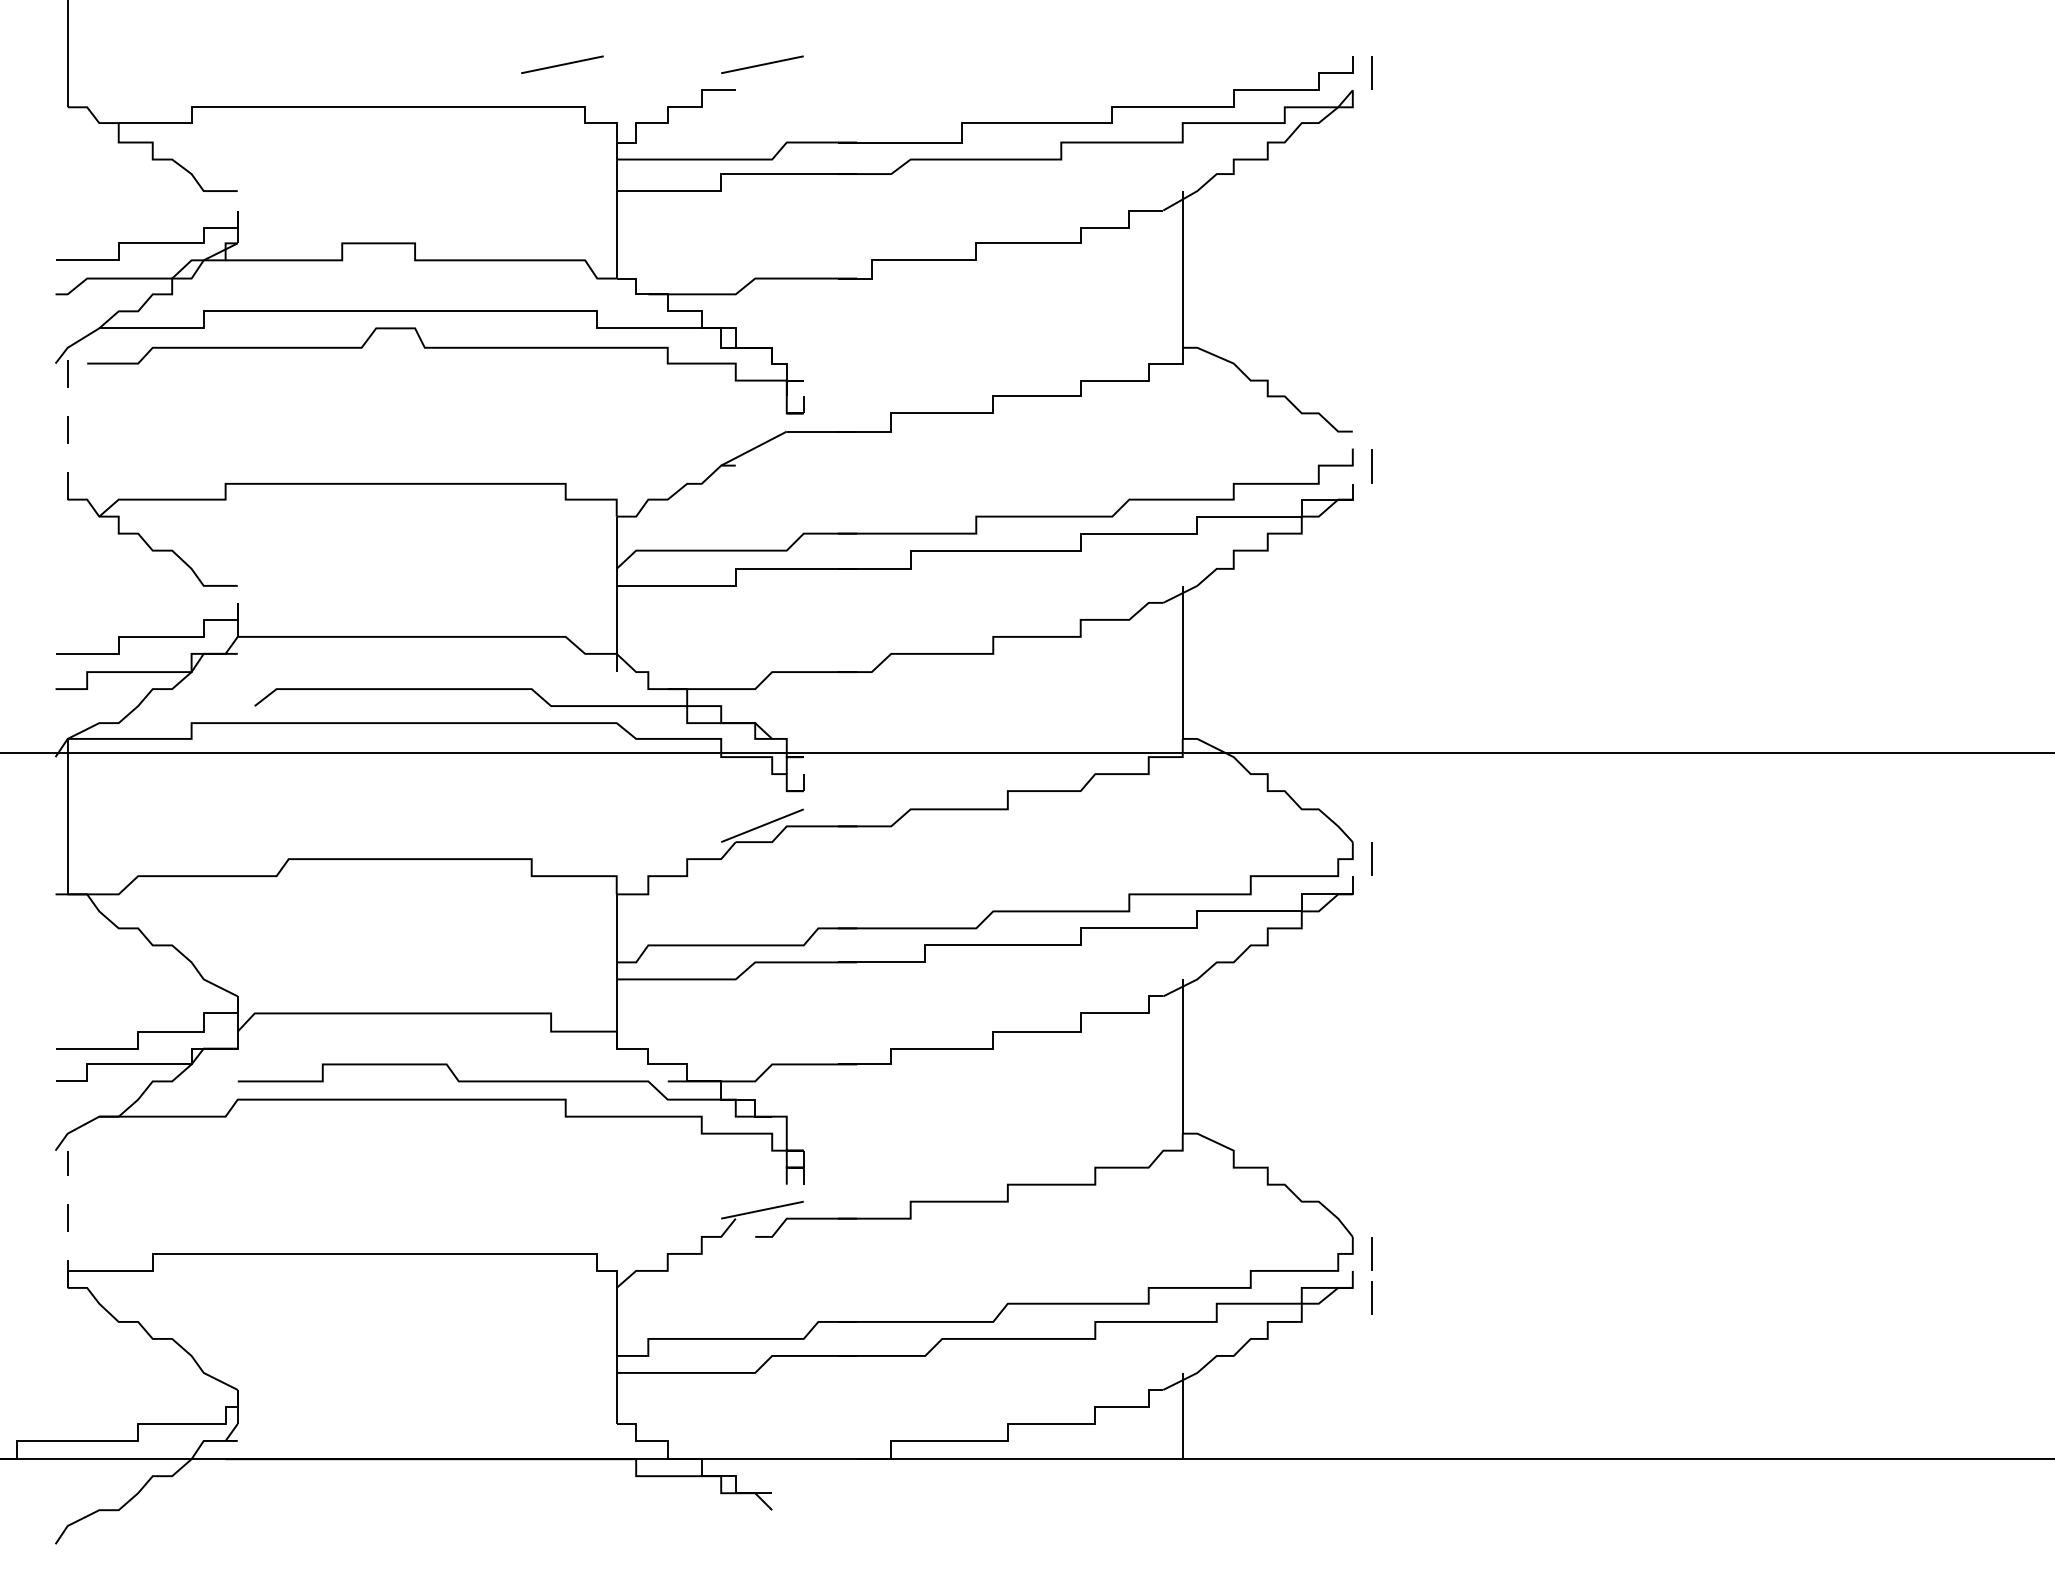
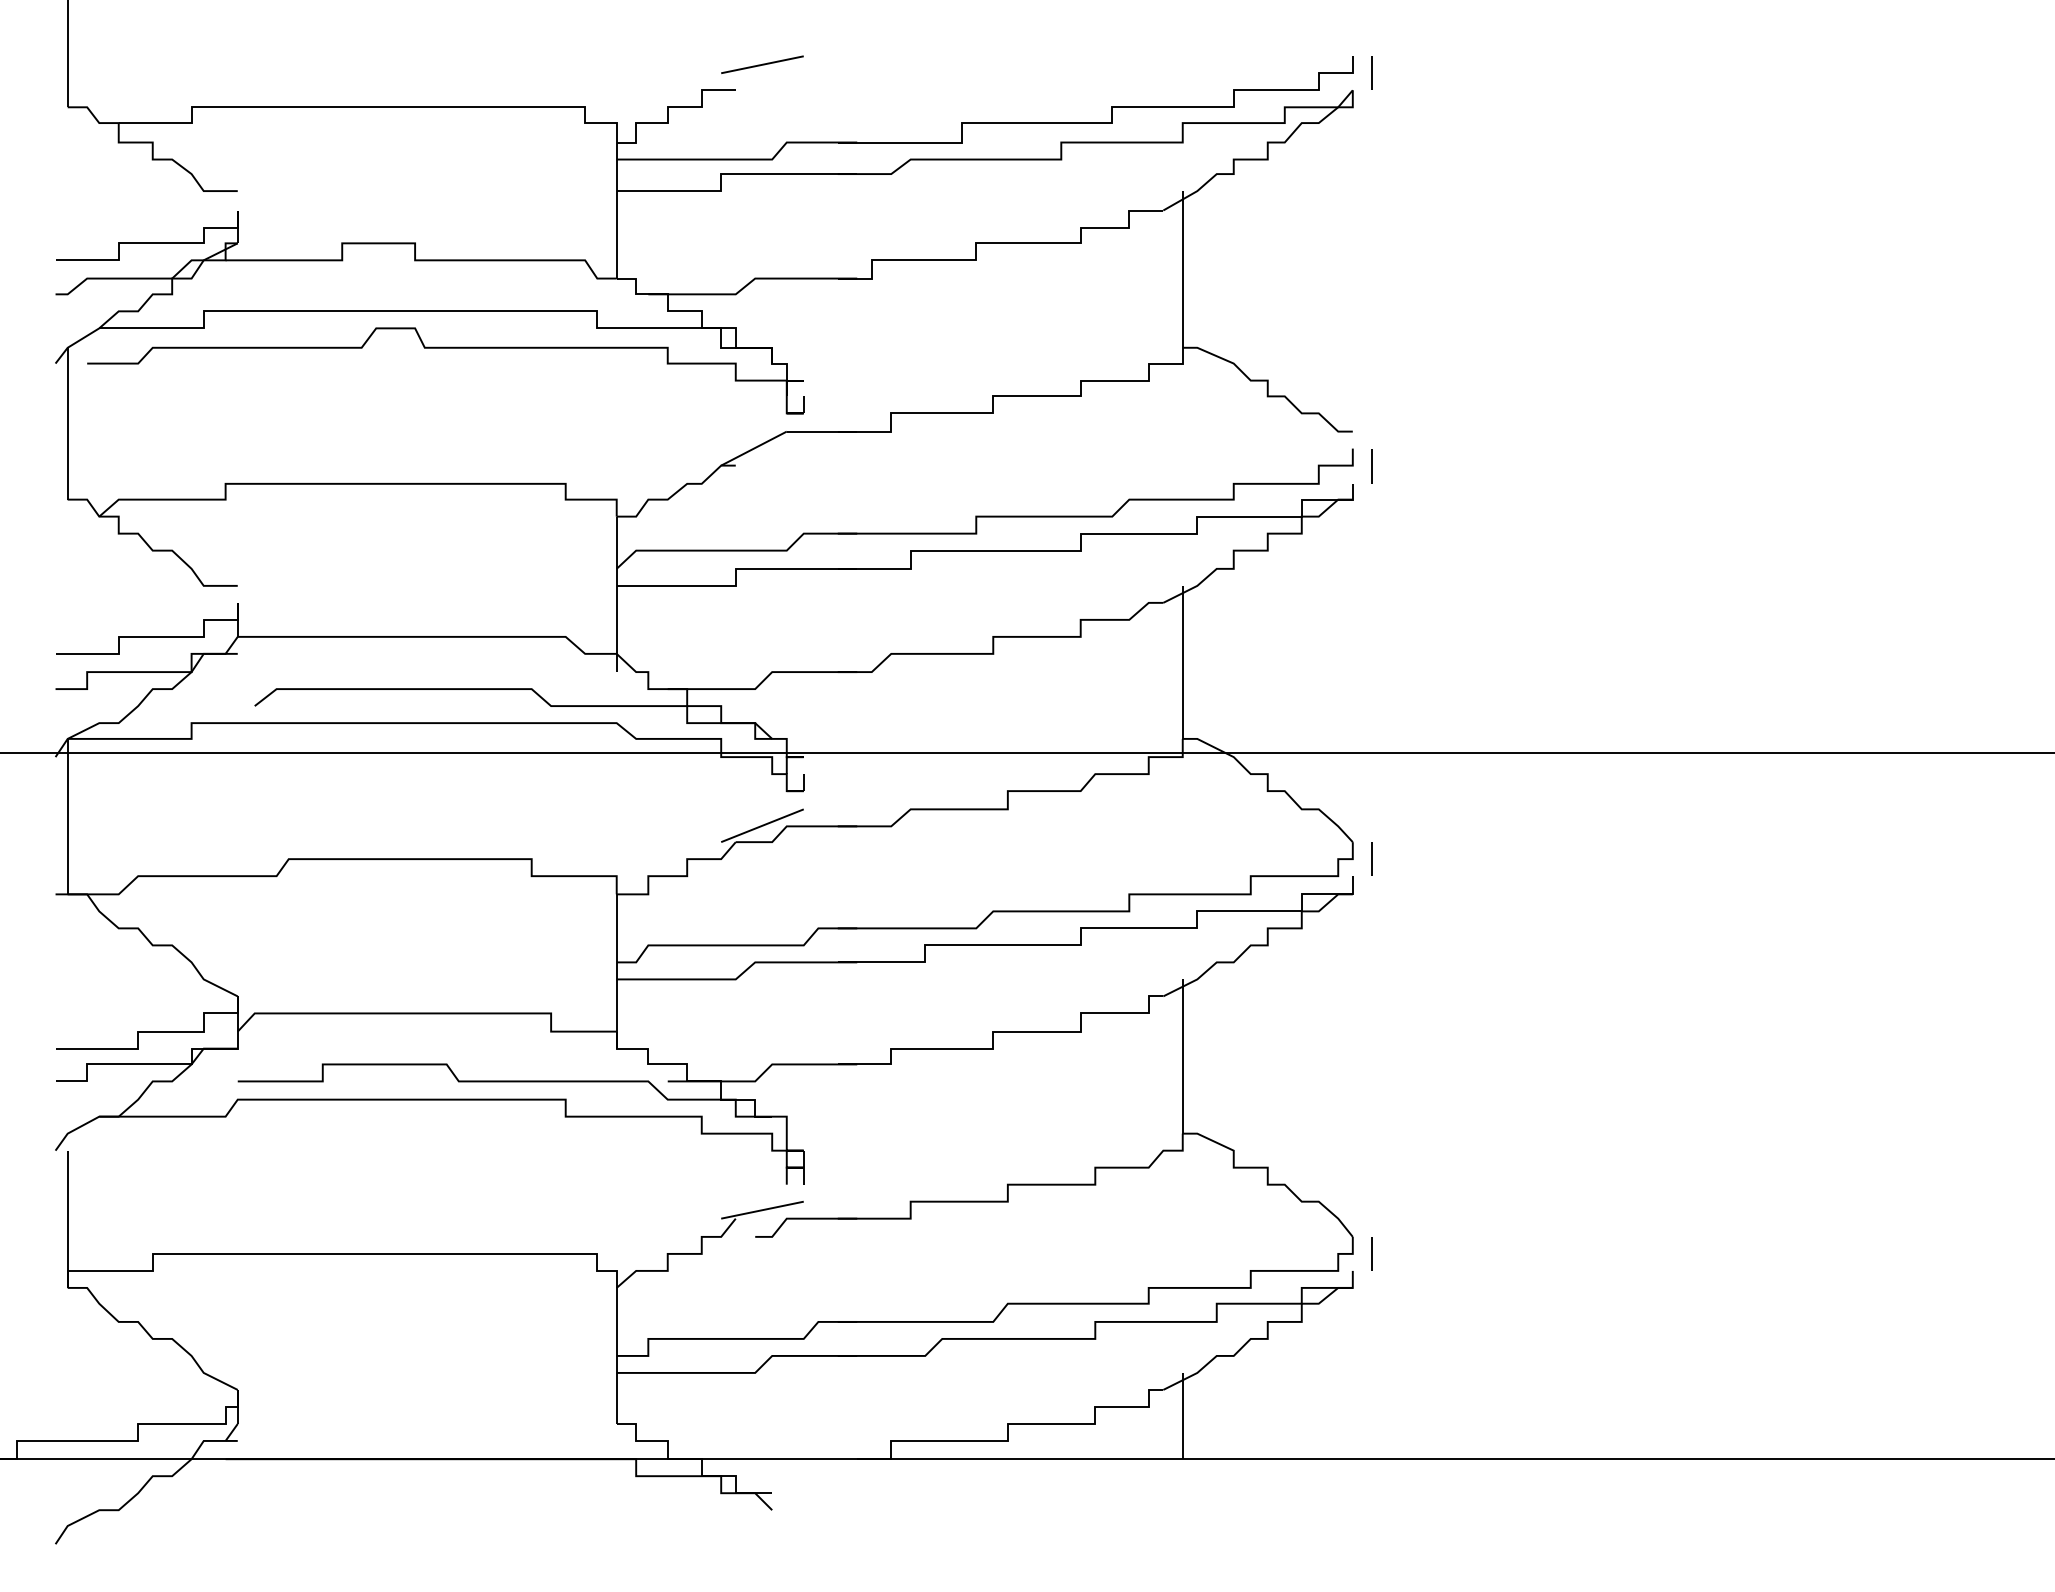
line: present -> none (562, 64)
line: dashed -> solid (67, 423)
line: dashed -> solid (67, 1219)
line: present -> none (1371, 1297)
